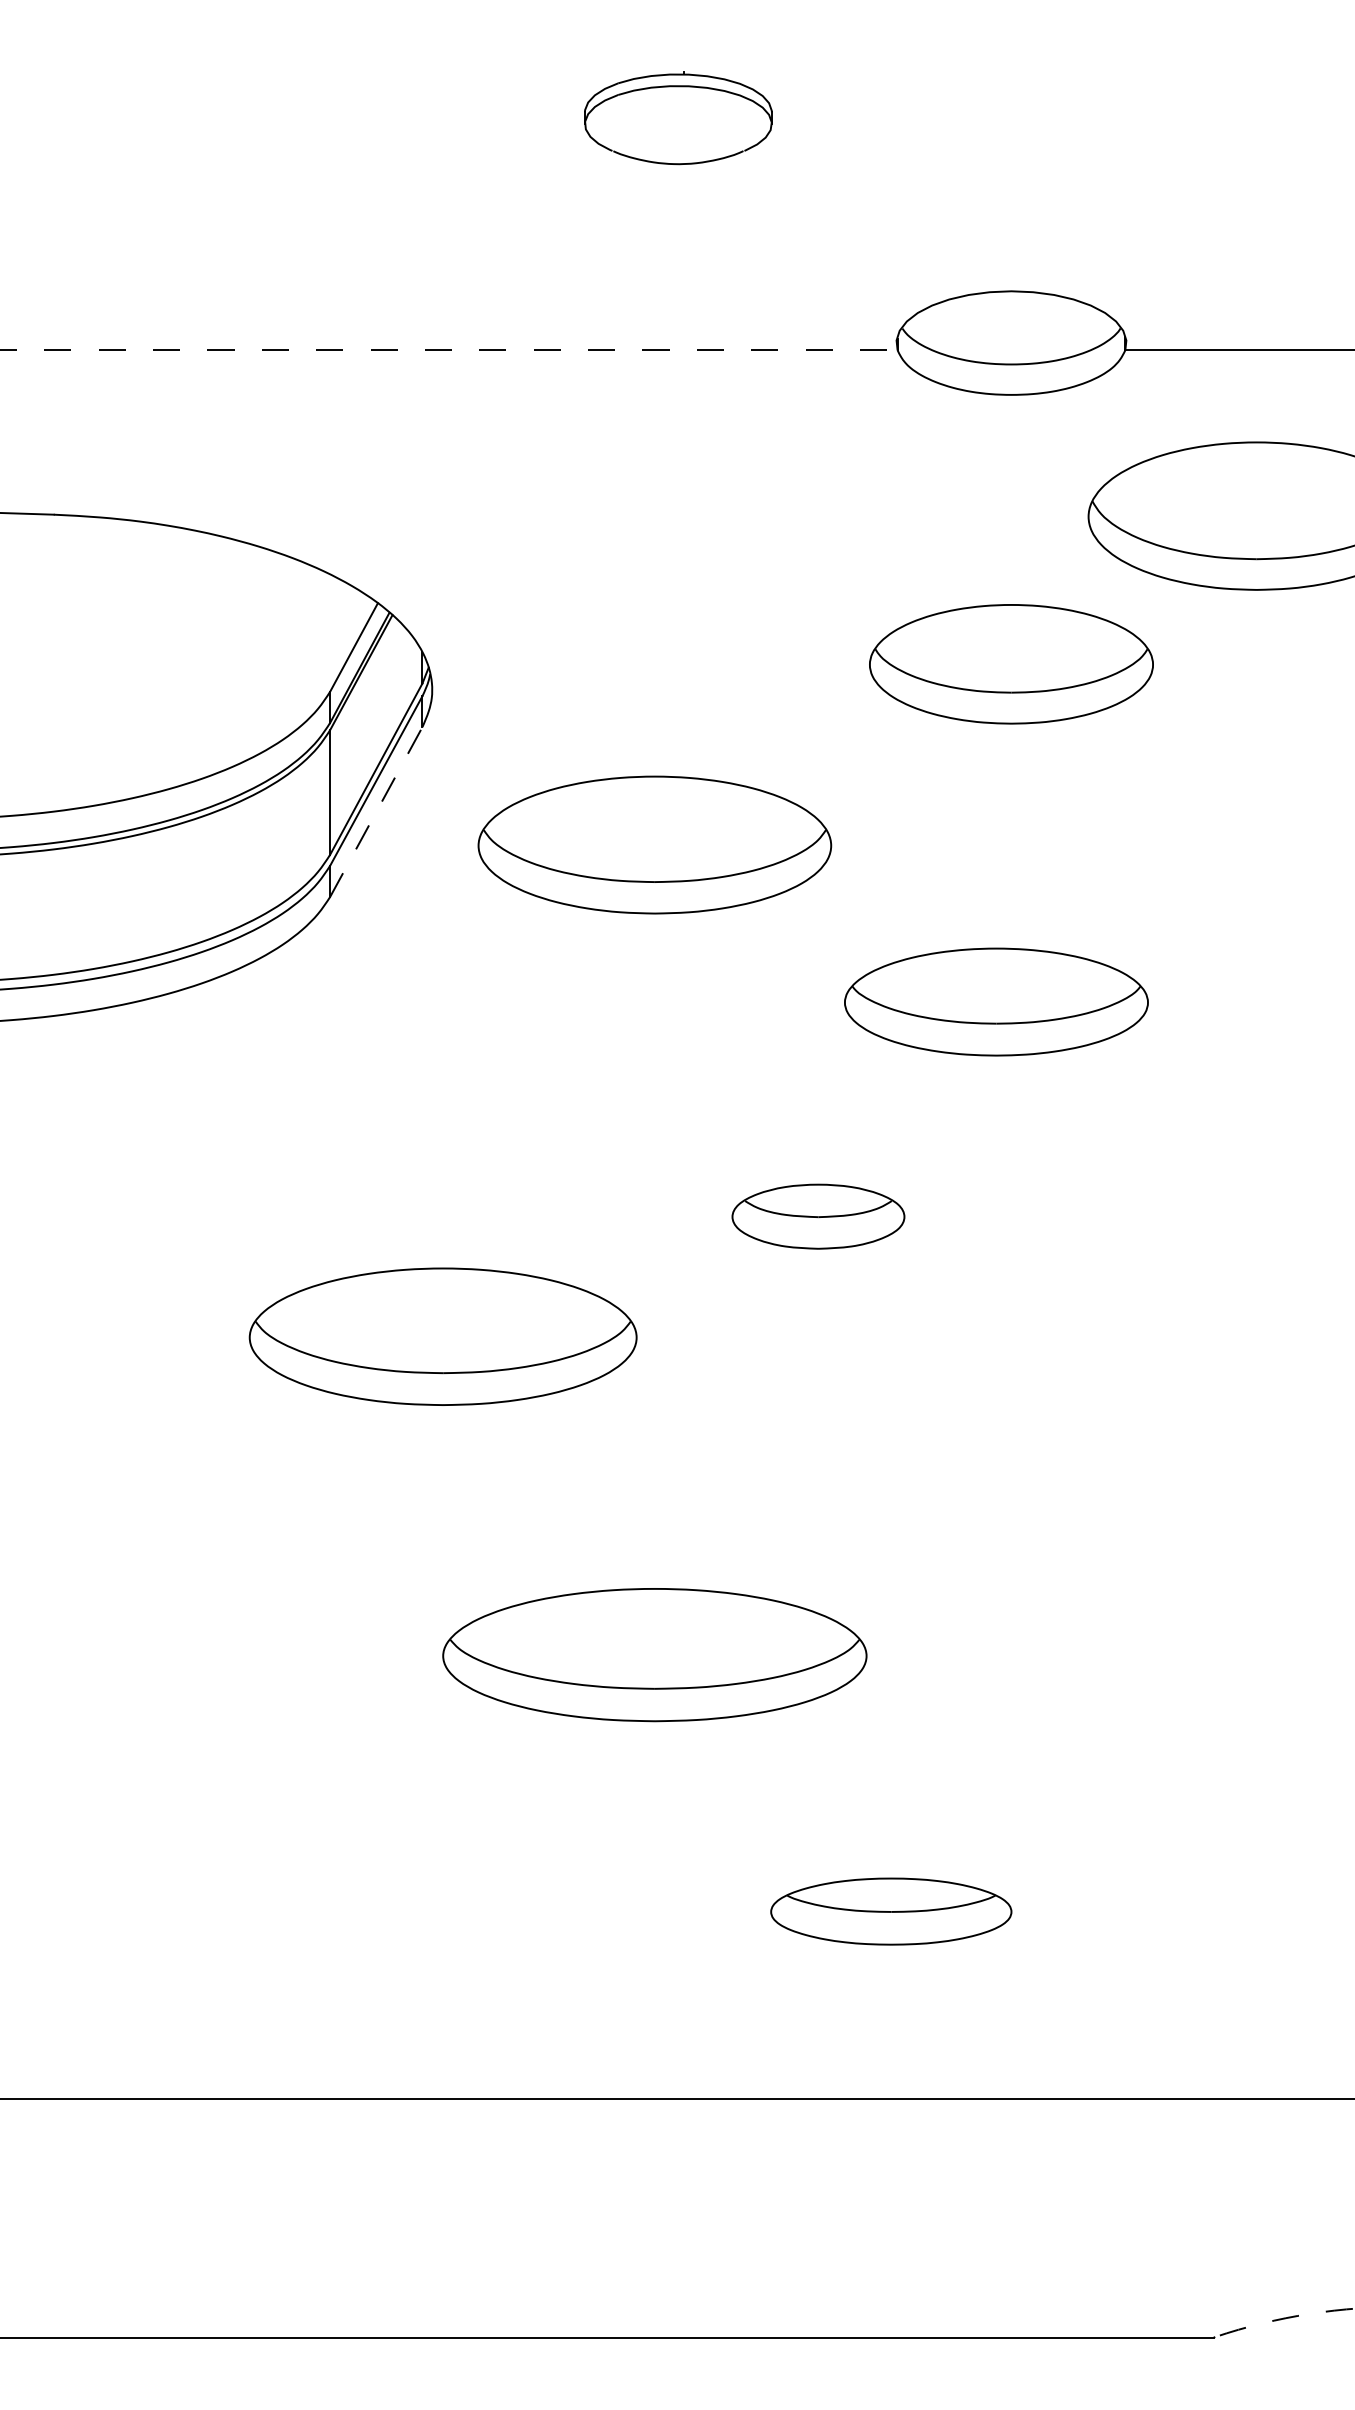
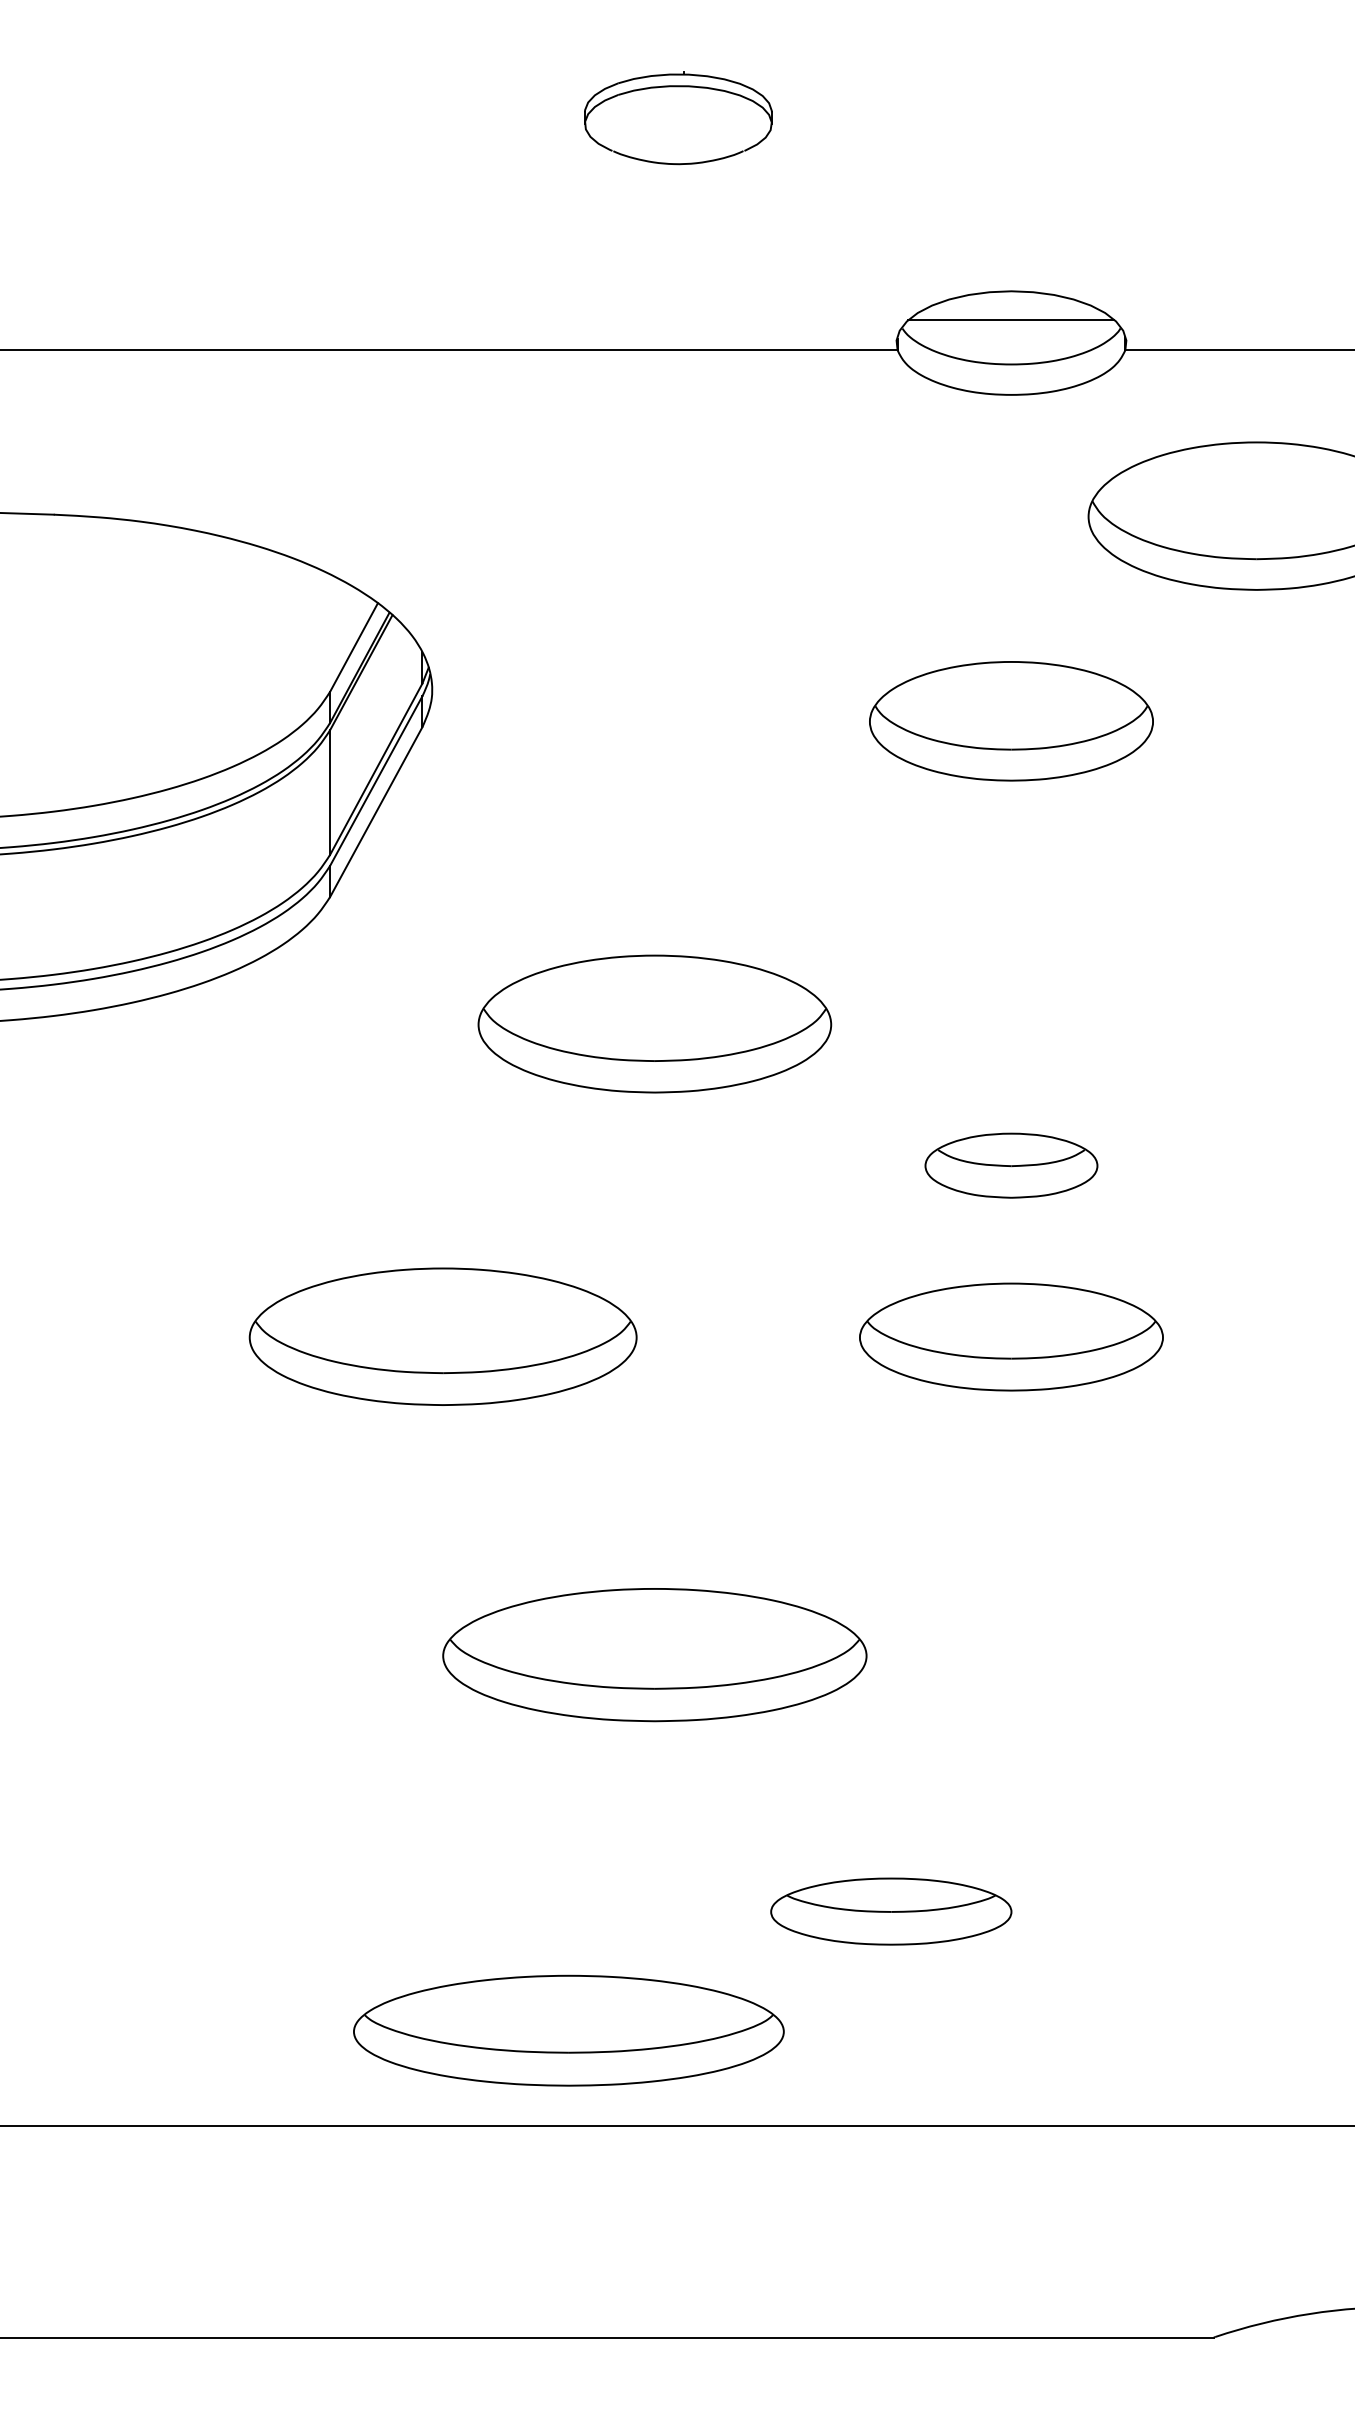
line: none -> present (1011, 319)
line: dashed -> solid (449, 350)
part position: (1011, 664) -> (1011, 721) (1011, 721)
line: dashed -> solid (376, 812)
part position: (654, 844) -> (654, 1023) (654, 1023)
part position: (996, 1001) -> (1011, 1336) (1011, 1336)
part position: (818, 1216) -> (1011, 1165) (1011, 1165)
part: none -> present (568, 2030)
line position: (676, 2098) -> (676, 2125) (676, 2125)
arc: dashed -> solid (1284, 2318)
